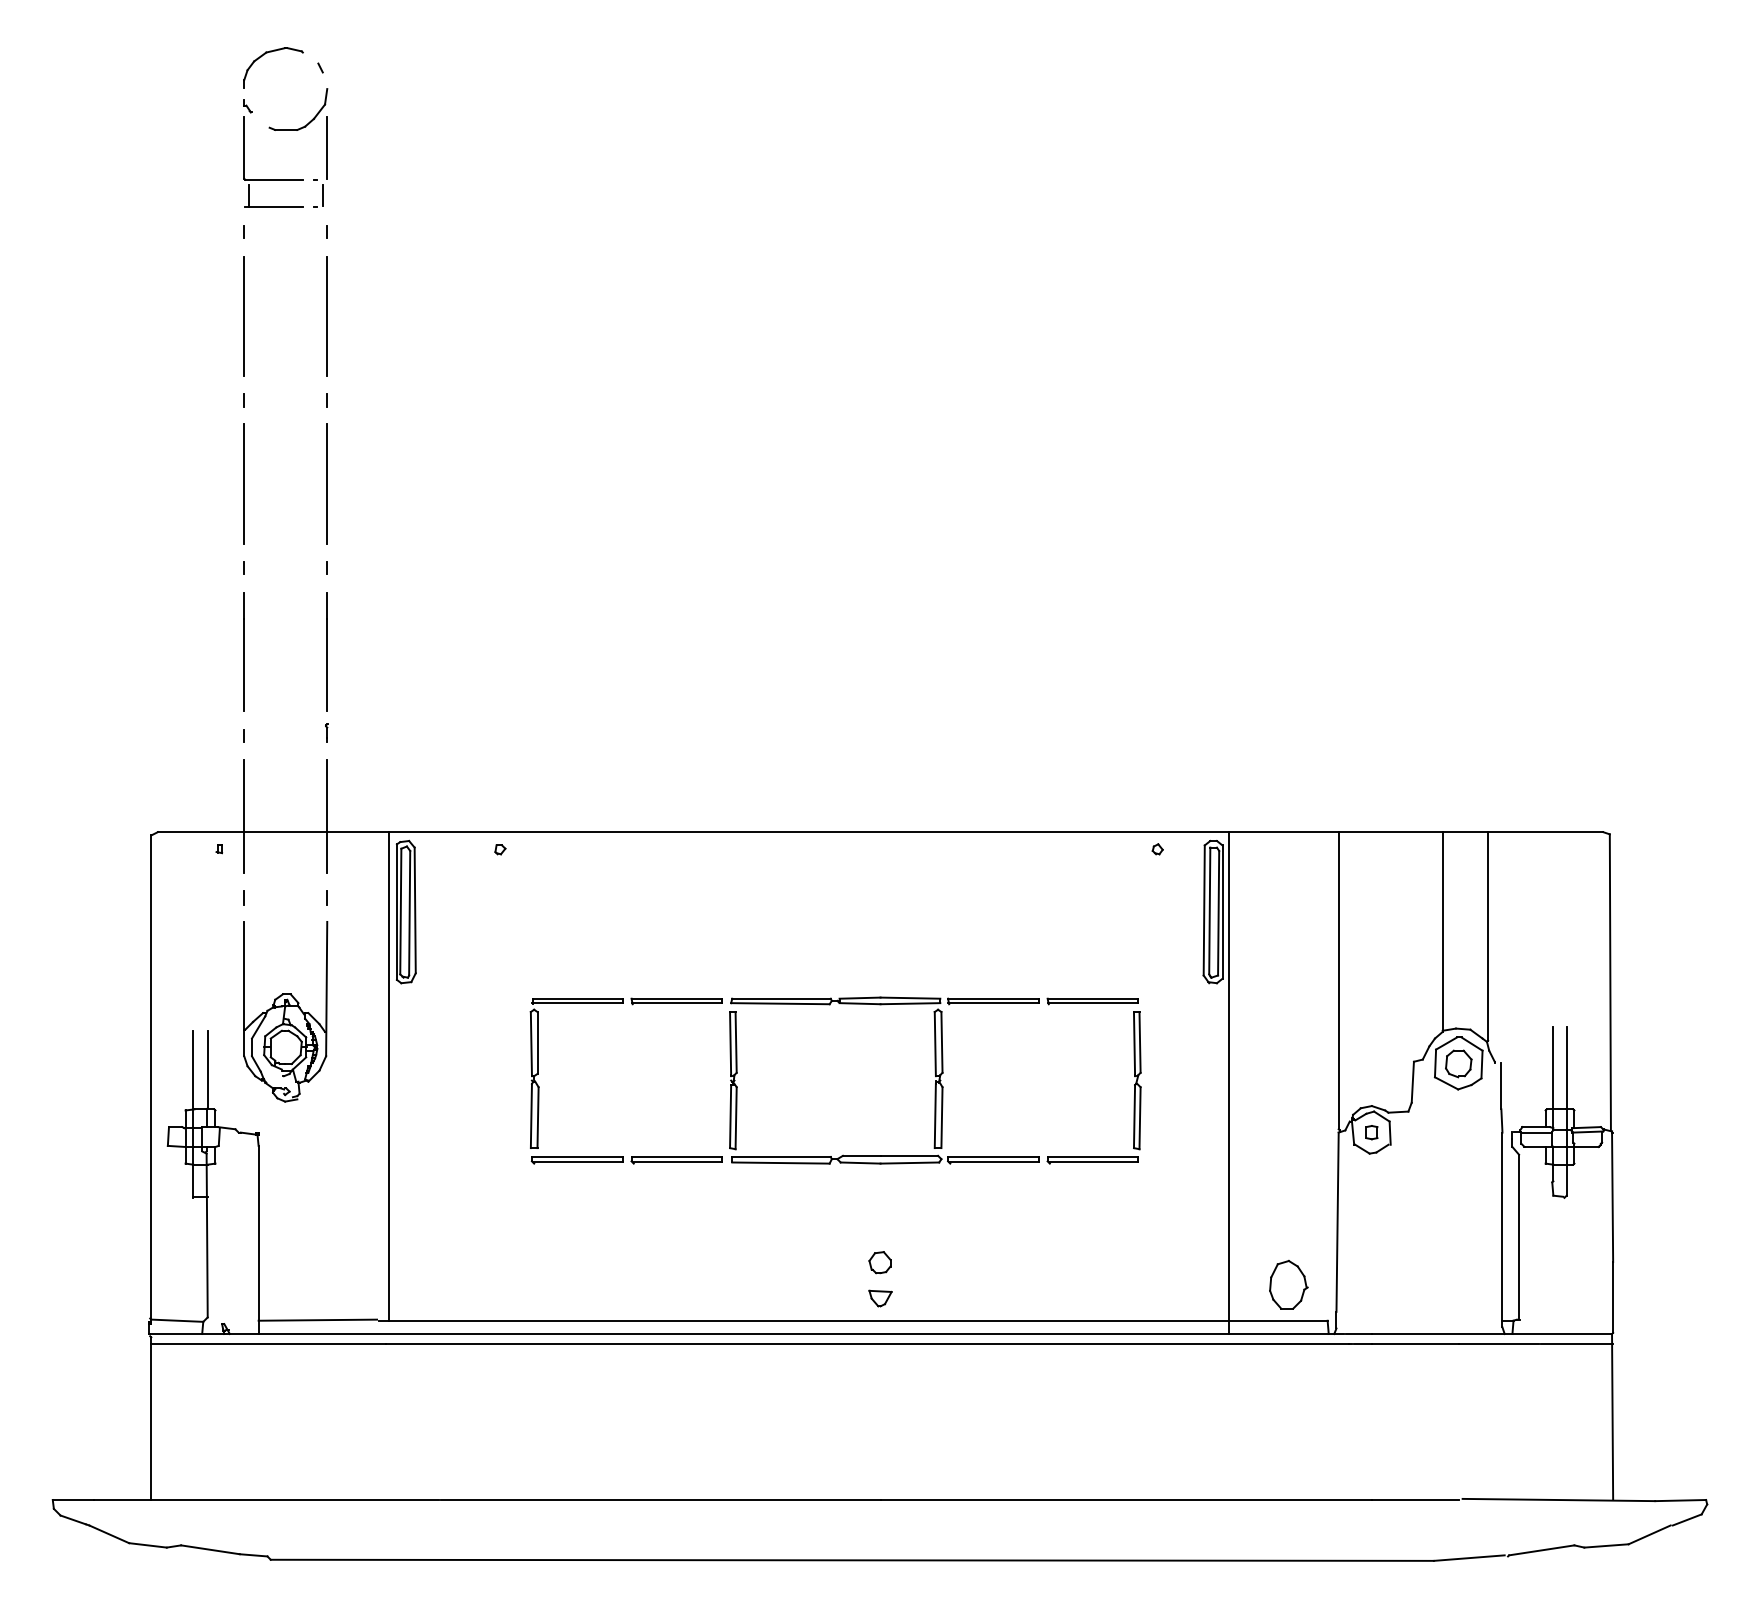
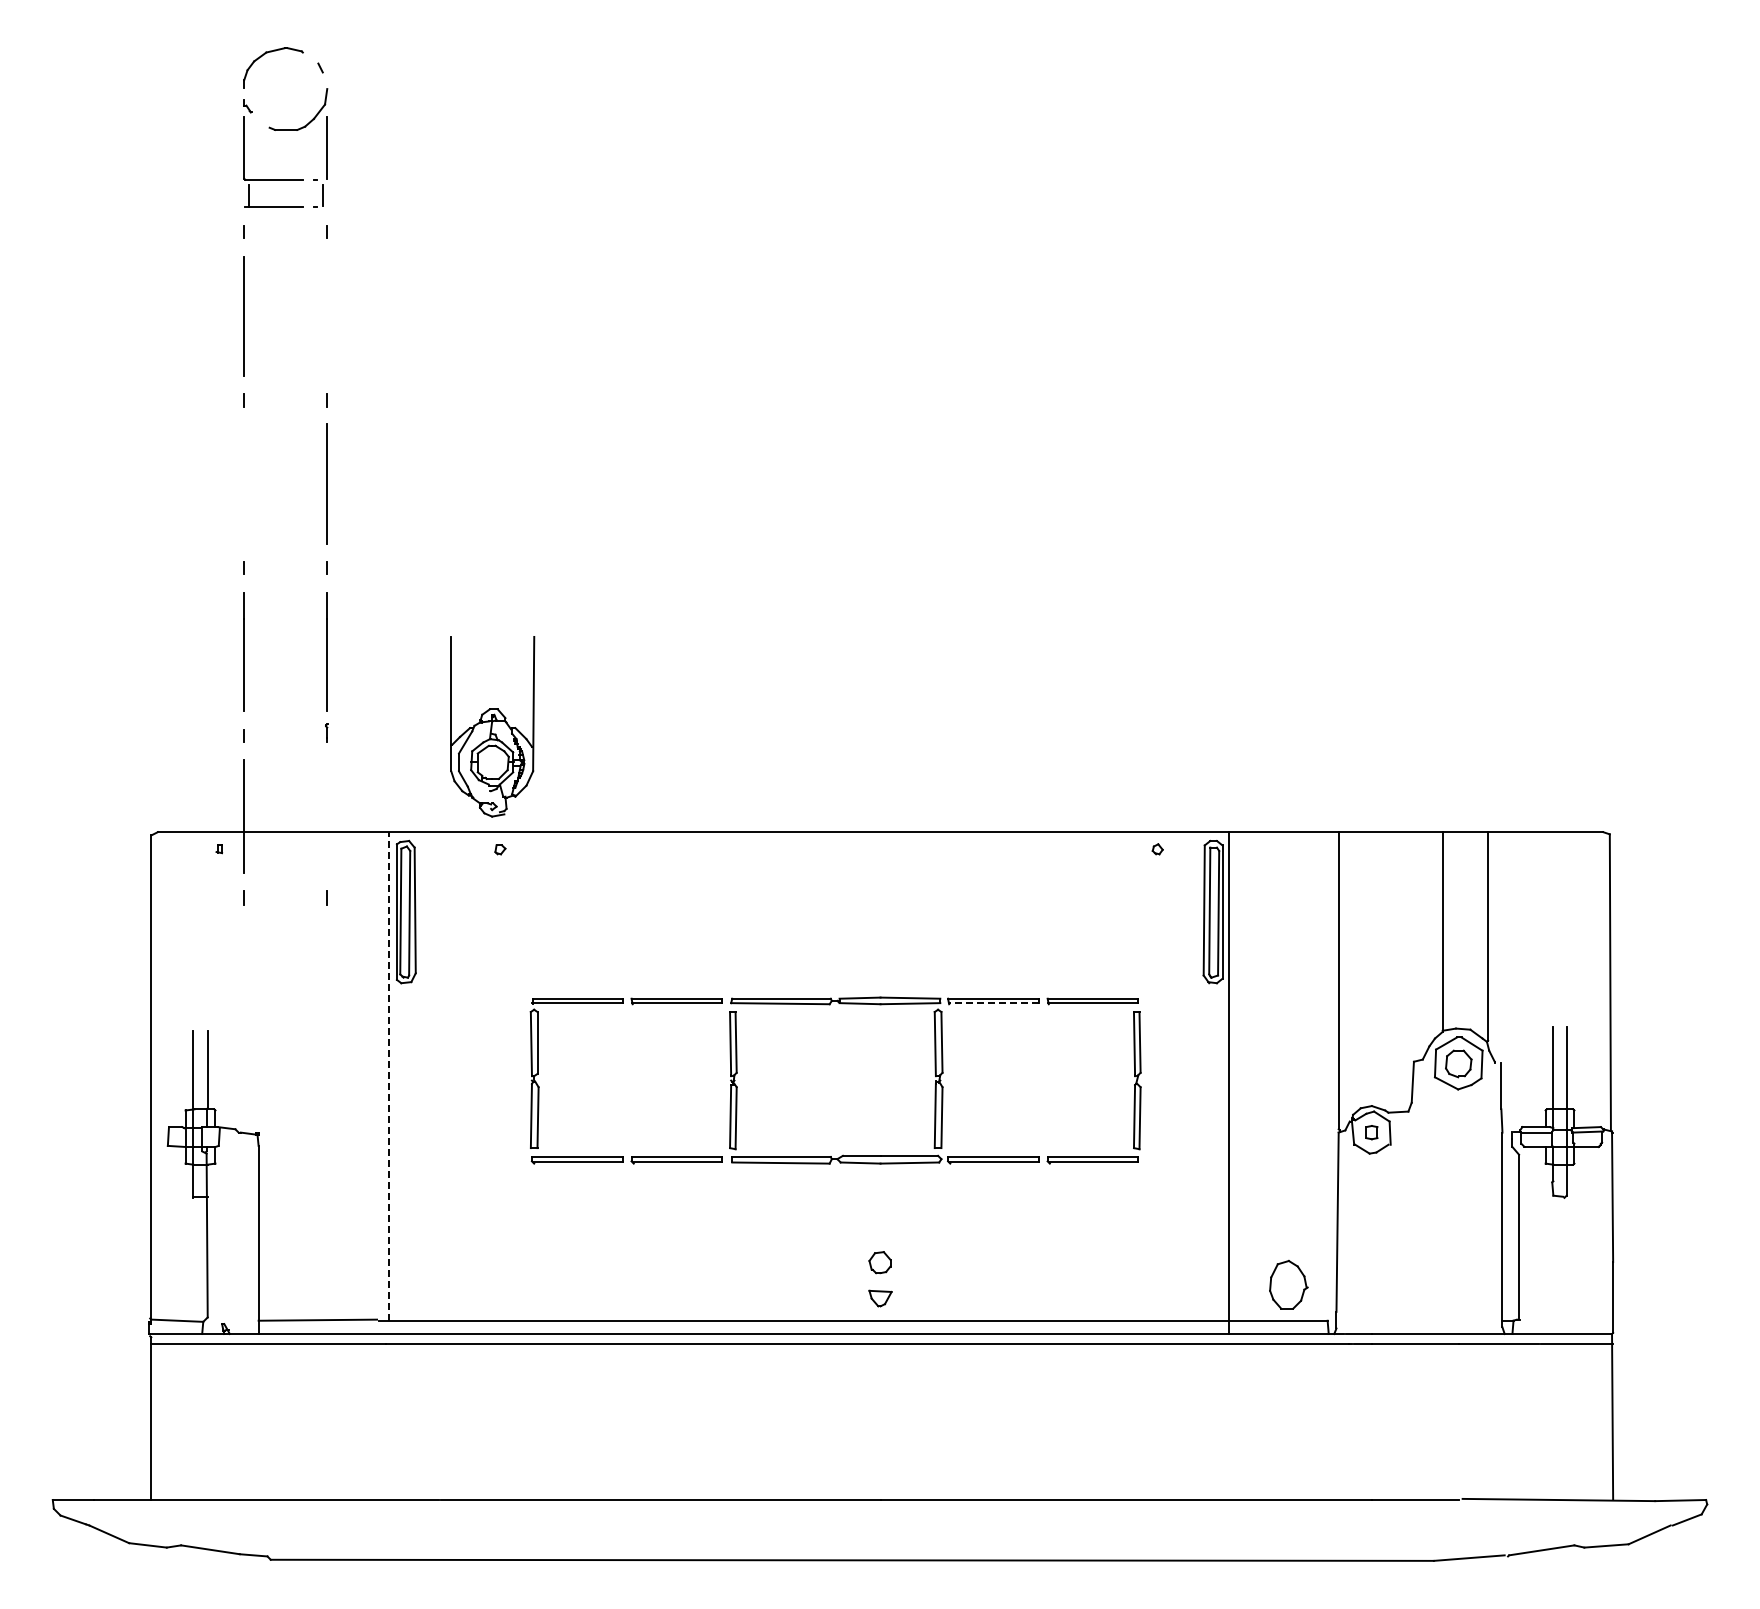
line: present -> none (327, 316)
line: present -> none (244, 483)
line: present -> none (327, 816)
line: solid -> dashed (992, 1003)
part position: (285, 1011) -> (492, 726) (492, 726)
line: solid -> dashed (389, 1075)
